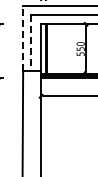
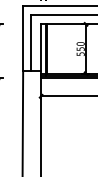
line: dashed -> solid (23, 38)
line: dashed -> solid (31, 43)
